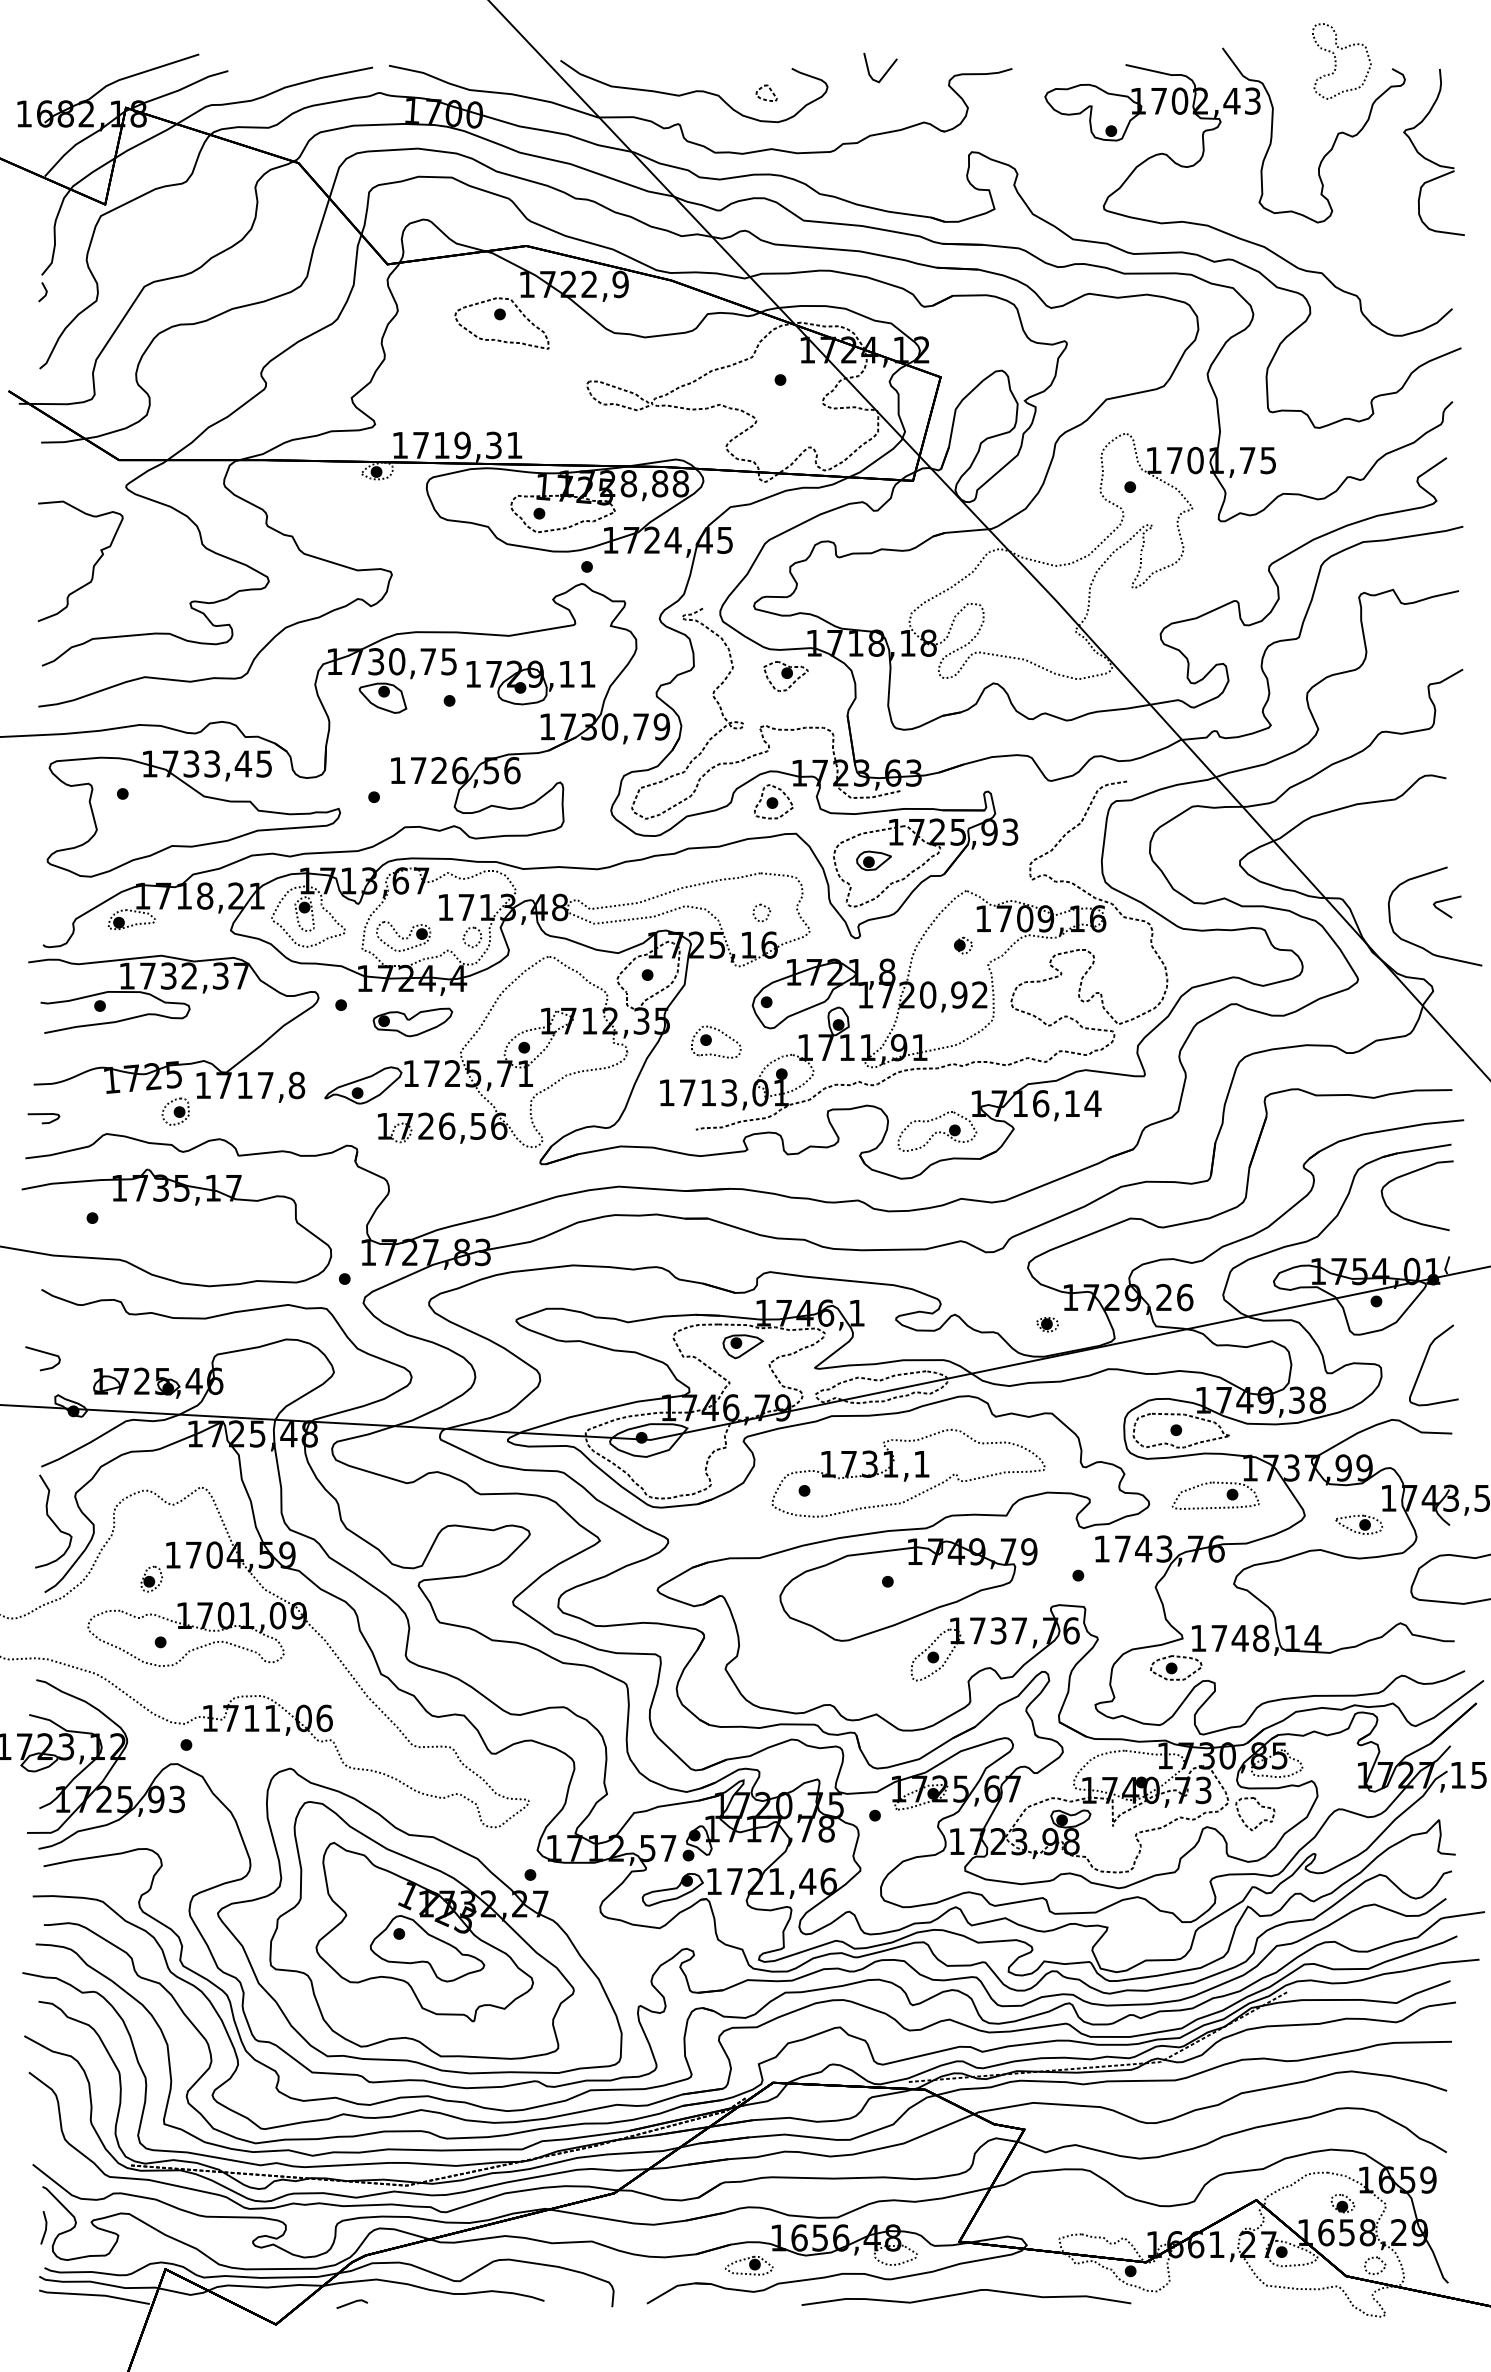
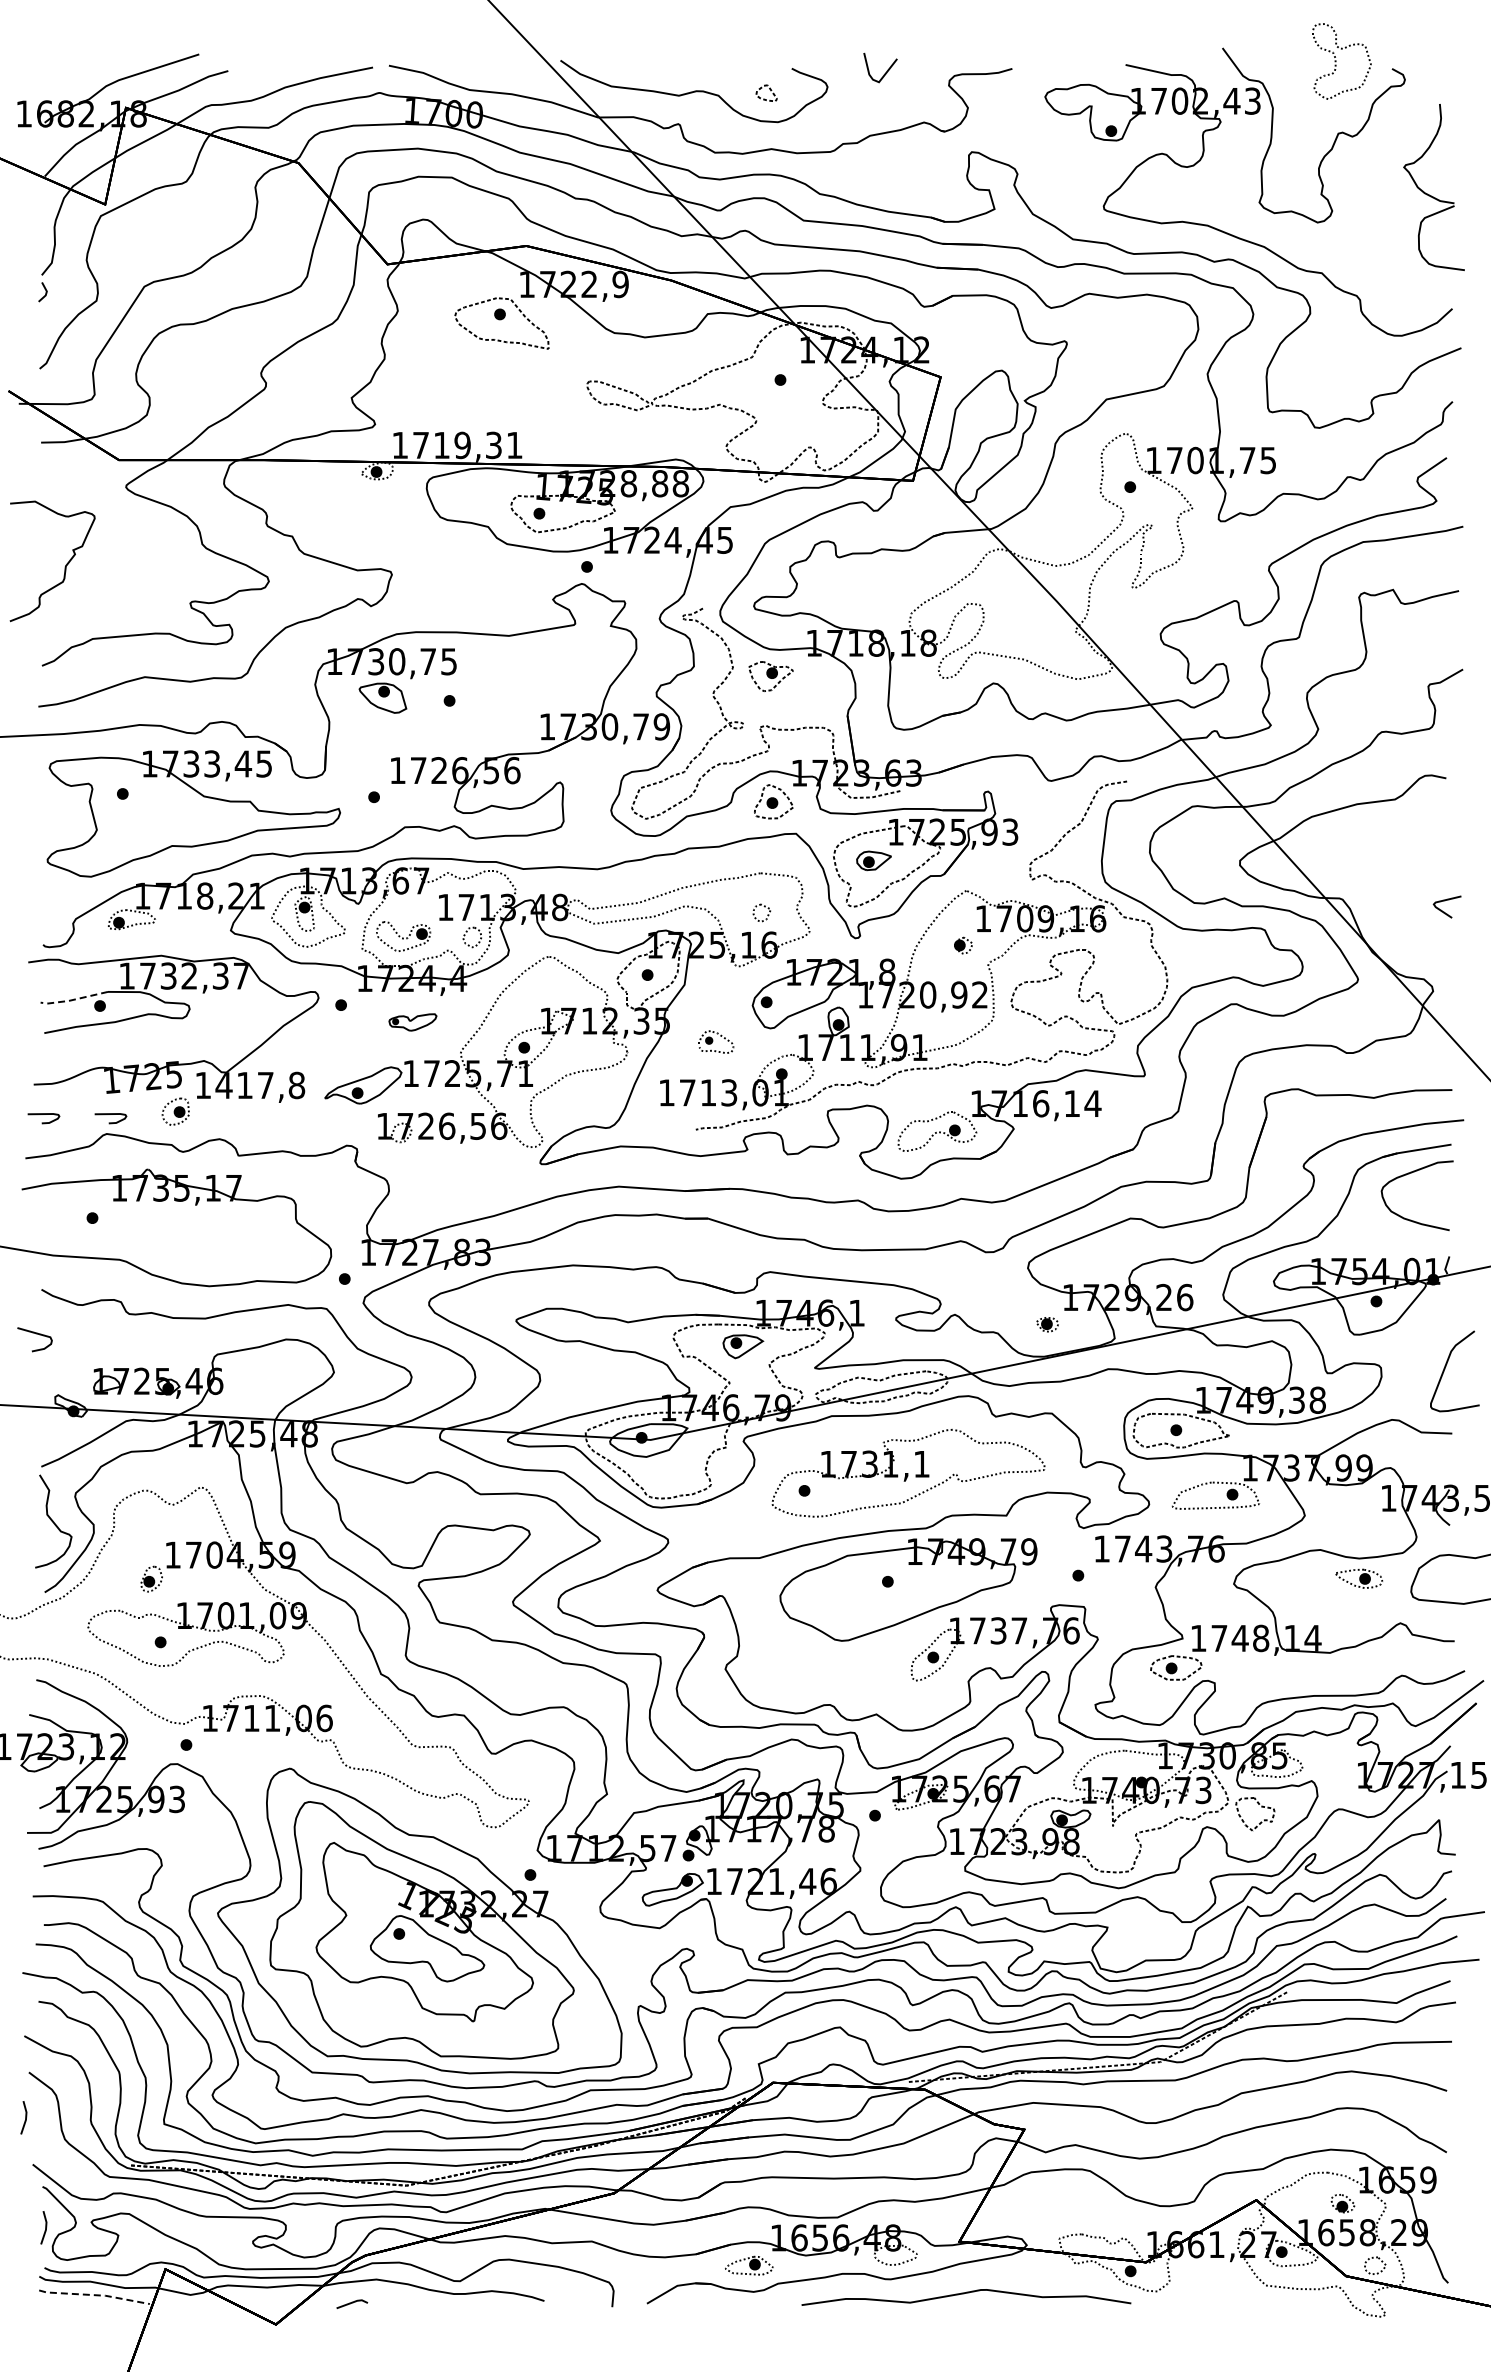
part position: (1429, 159) -> (1429, 194) (1429, 194)
curve position: (92, 567) -> (64, 567) (64, 567)
part position: (785, 676) -> (770, 676) (770, 676)
part: present -> none (530, 682)
curve: present -> none (1419, 945)
line: solid -> dashed (72, 1000)
part size: 82x31 px -> 50x19 px (412, 1022)
part size: 51x34 px -> 37x24 px (716, 1041)
text: 1717,8 -> 1417,8 (223, 1085)
curve: none -> present (110, 1114)
curve position: (44, 1353) -> (36, 1334) (36, 1334)
curve position: (1424, 1363) -> (1445, 1369) (1445, 1369)
part position: (1358, 1524) -> (1358, 1578) (1358, 1578)
line: none -> present (25, 2117)
line: solid -> dashed (95, 2295)
